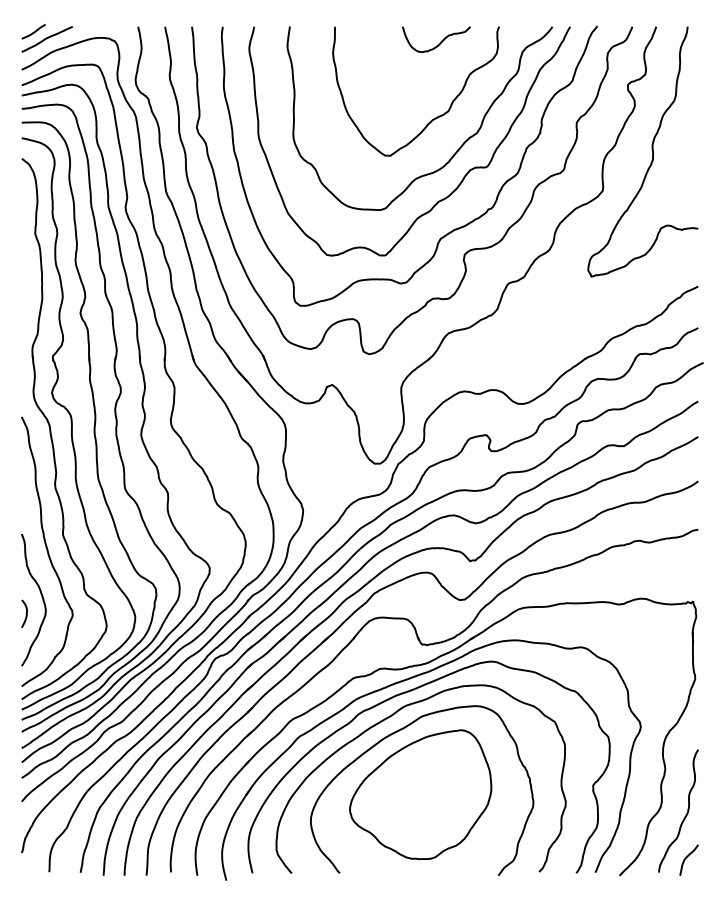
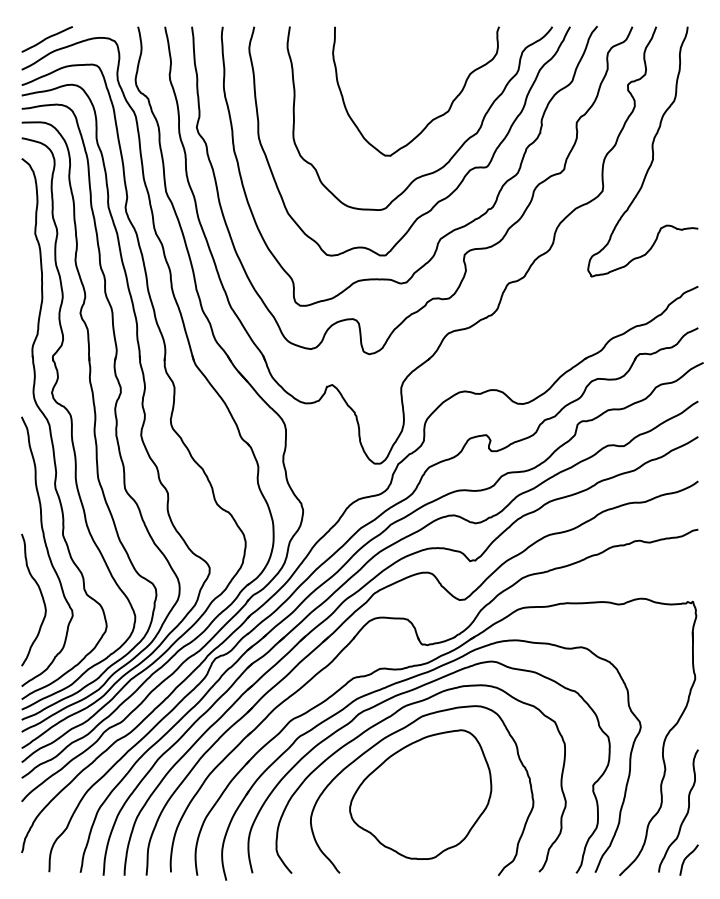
curve: present -> none (33, 31)
curve: present -> none (440, 41)
curve: present -> none (26, 613)
